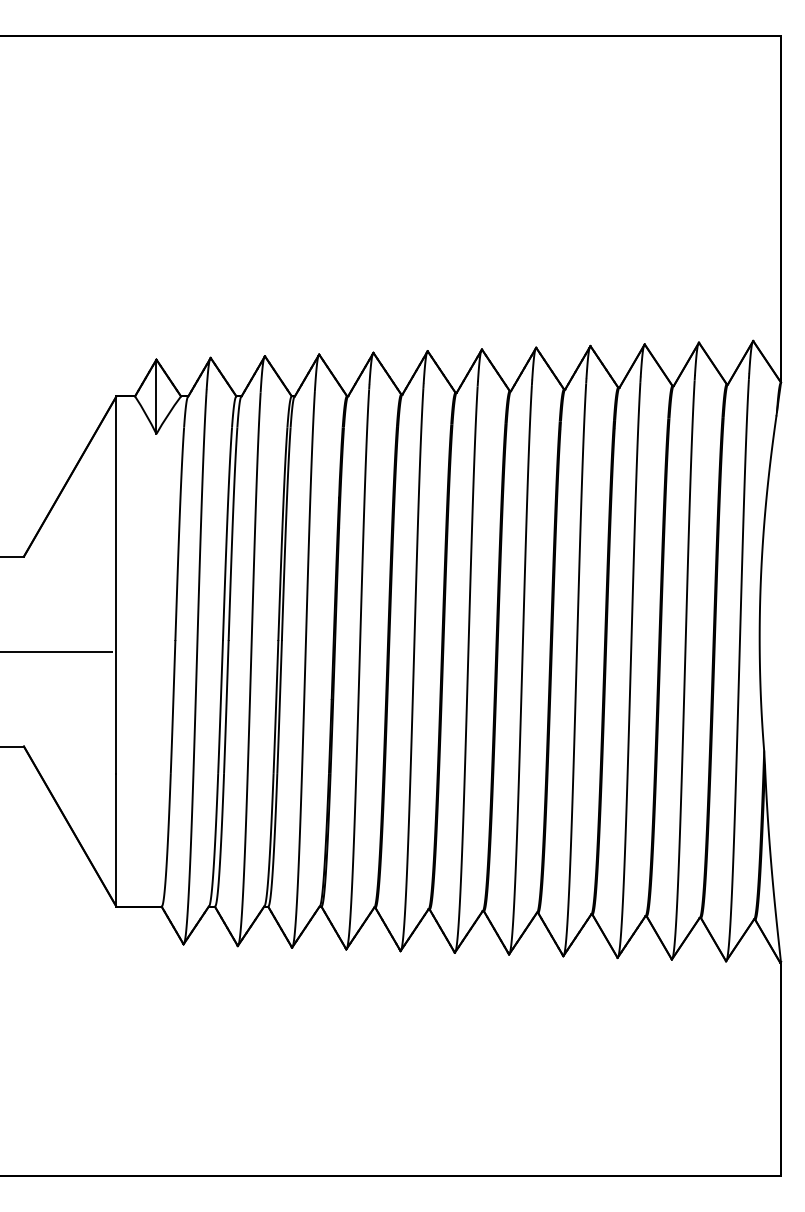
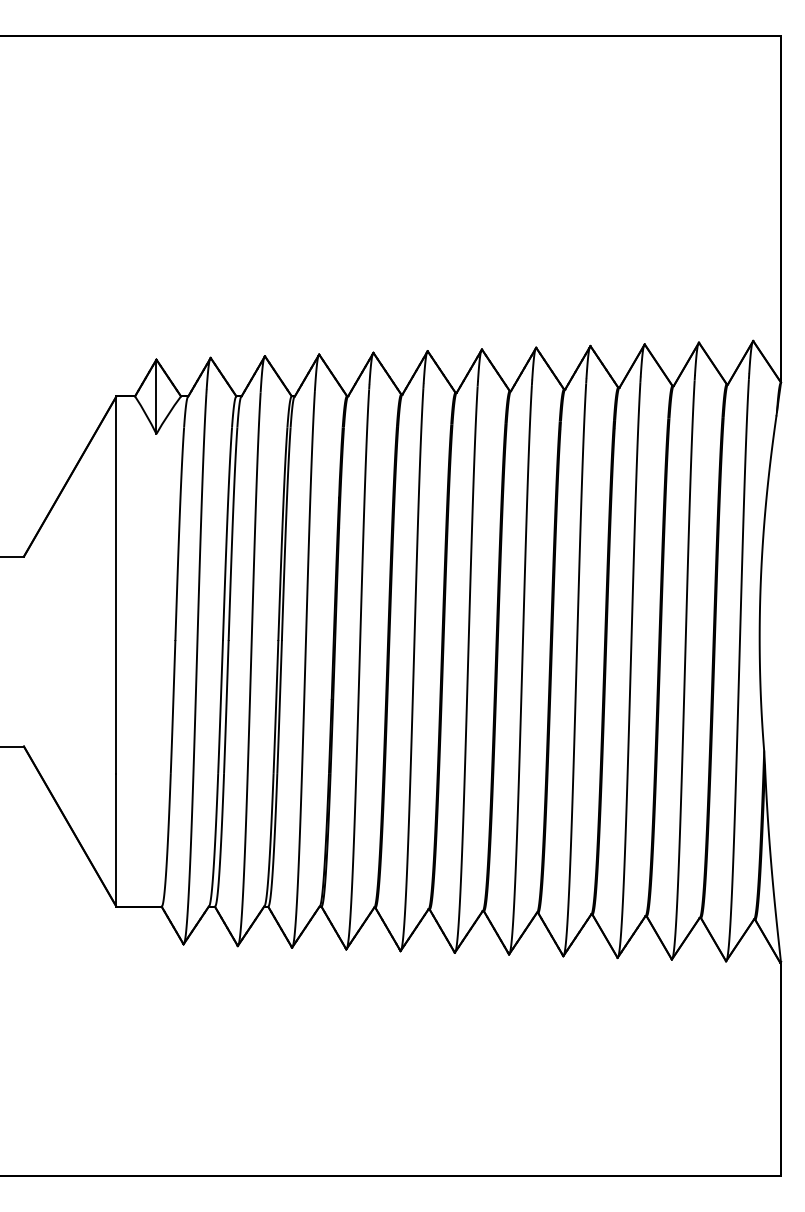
line: present -> none (57, 651)
